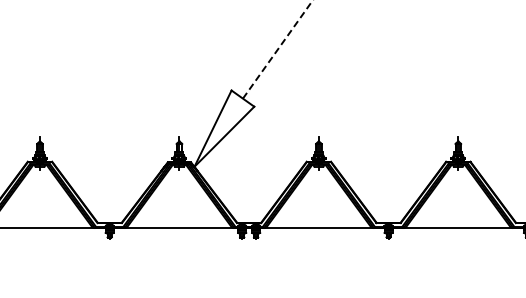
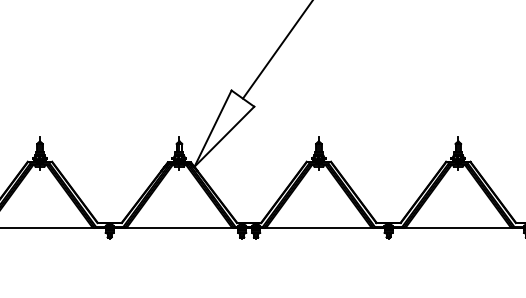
line: dashed -> solid (278, 49)
